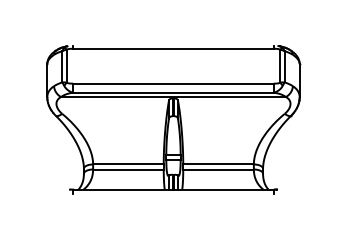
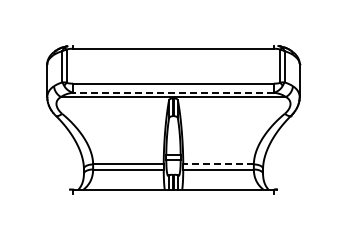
line: solid -> dashed (172, 92)
line: solid -> dashed (218, 164)
